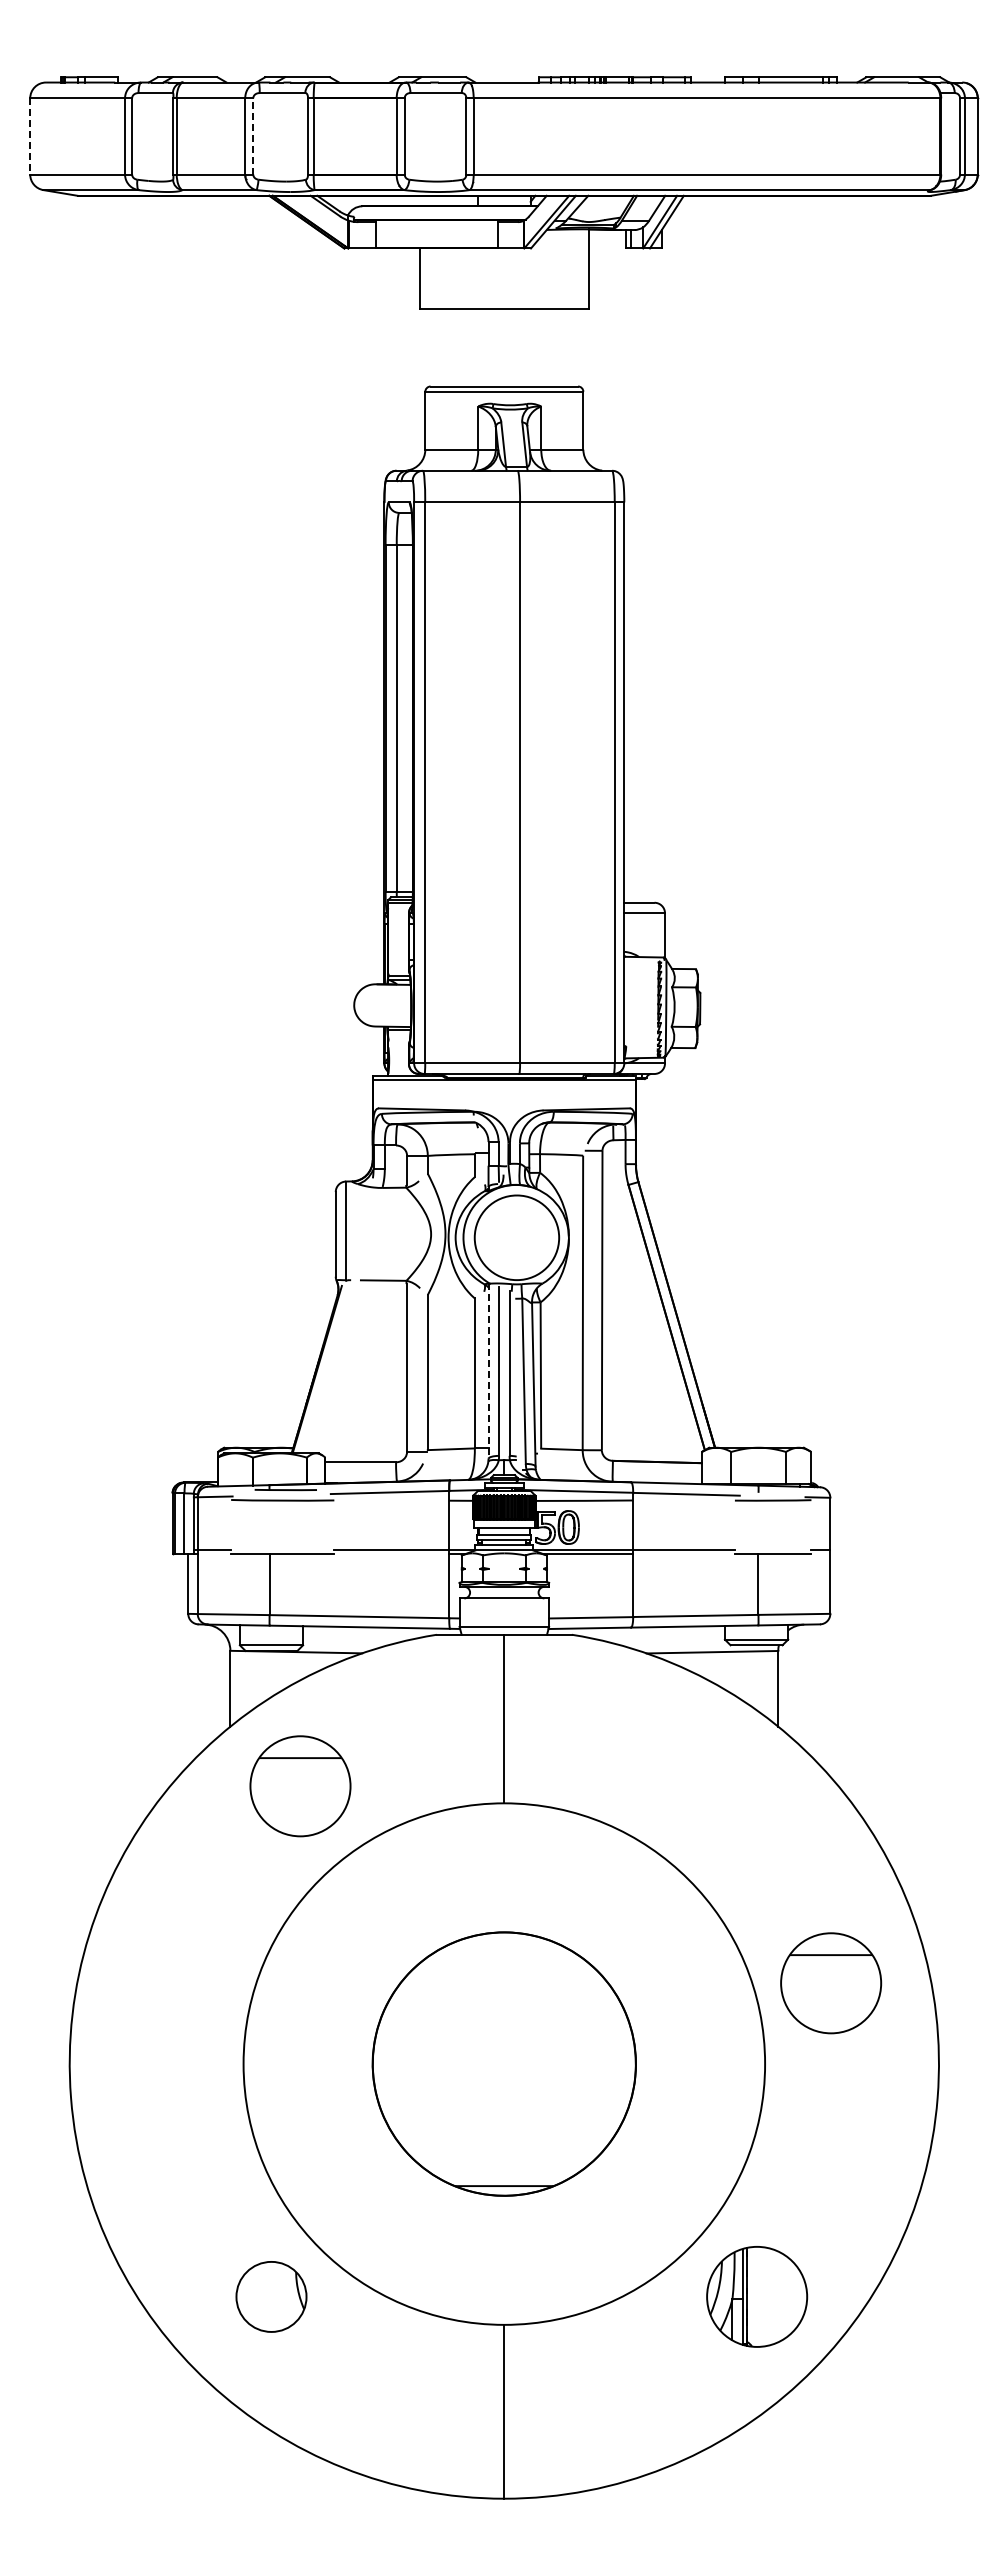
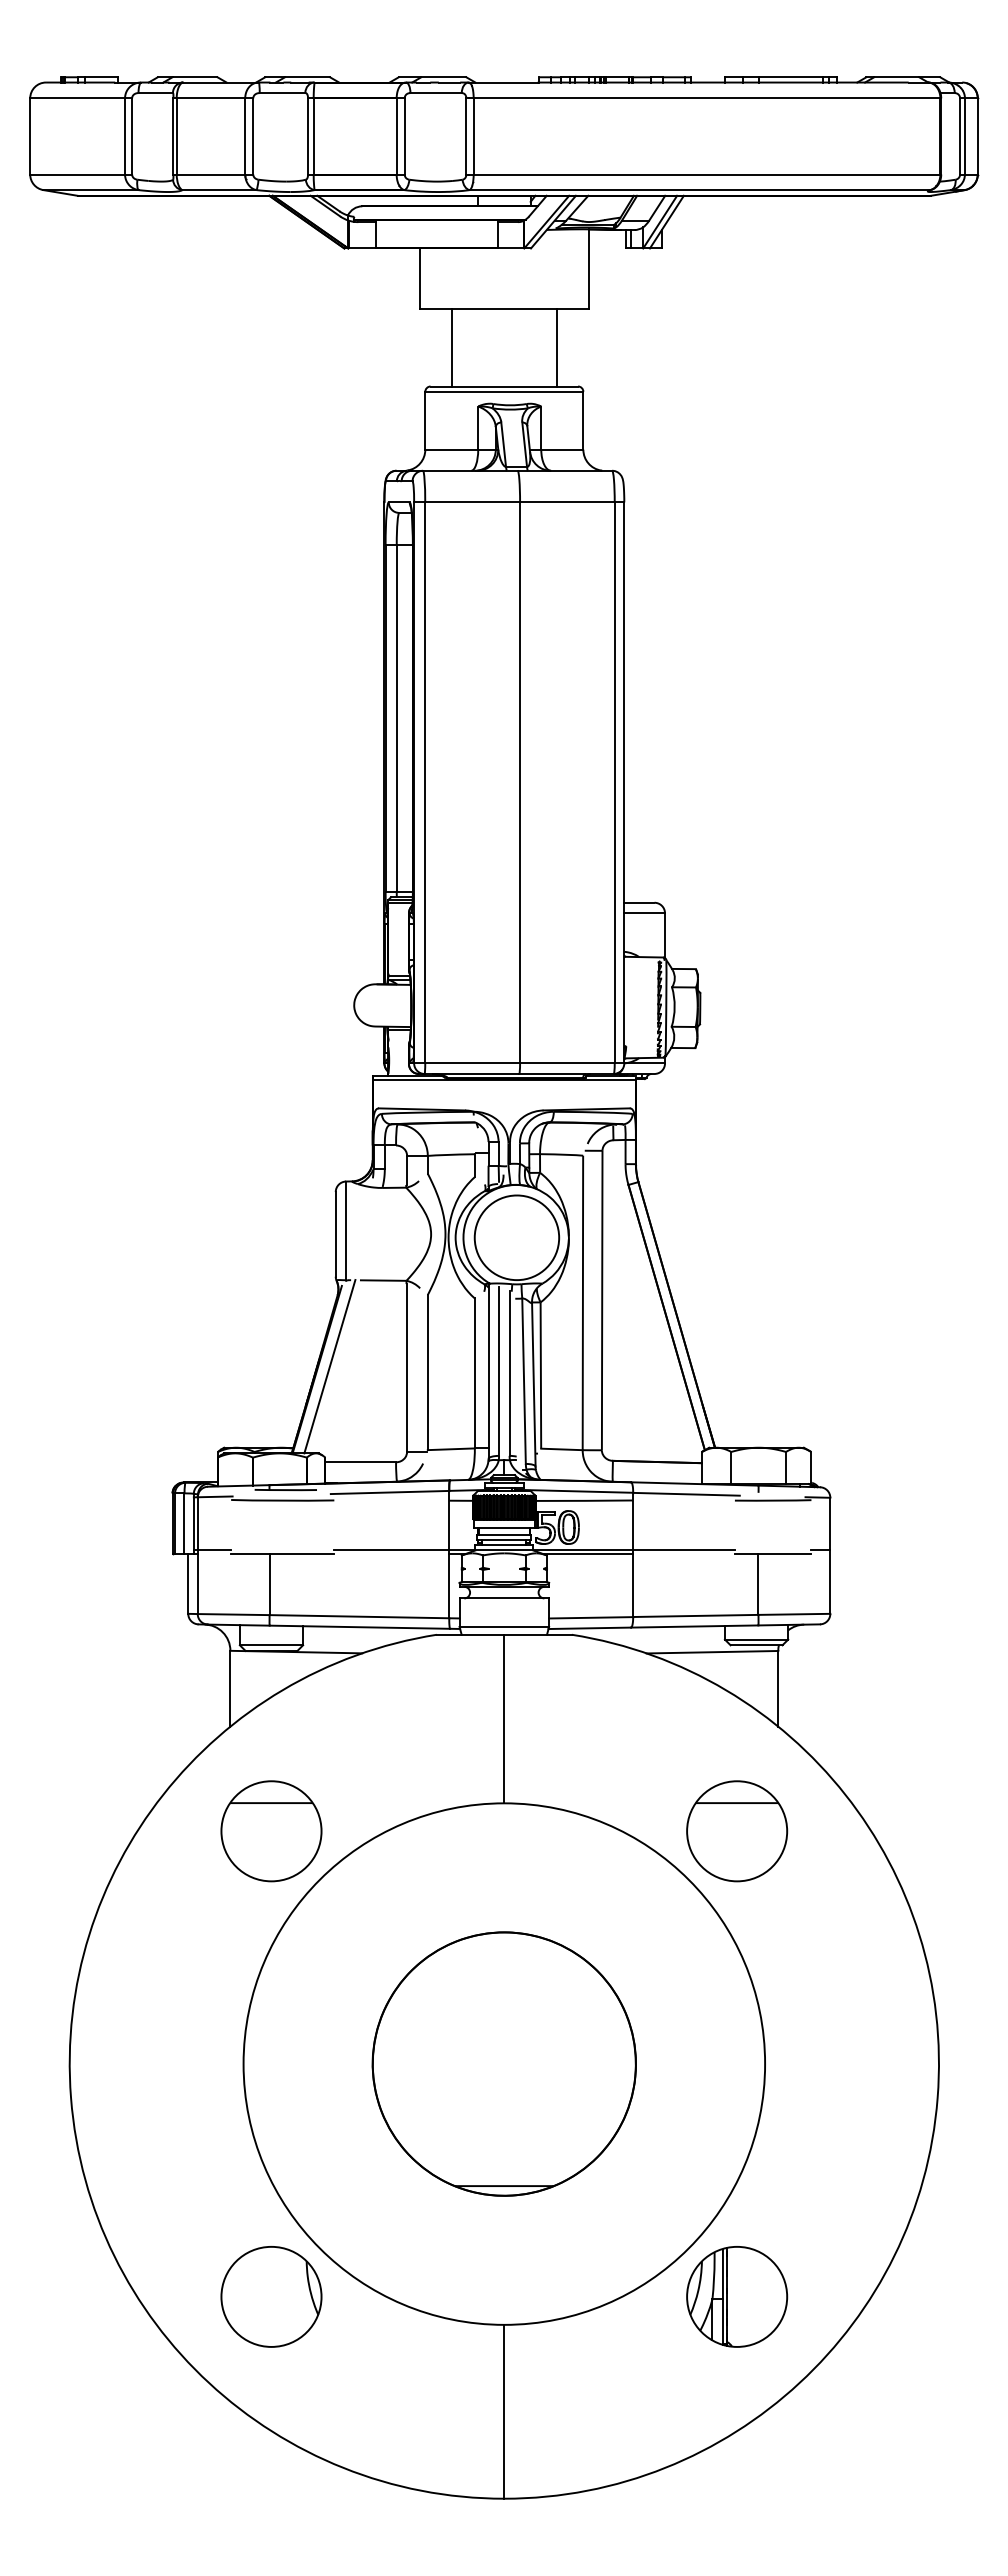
line: dashed -> solid (253, 135)
line: dashed -> solid (30, 136)
line: none -> present (451, 347)
line: none -> present (557, 347)
line: none -> present (329, 1366)
line: dashed -> solid (488, 1371)
part position: (300, 1786) -> (271, 1831) (271, 1831)
part position: (831, 1983) -> (737, 1831) (737, 1831)
part size: 73x72 px -> 103x102 px (271, 2296)
part position: (757, 2296) -> (737, 2296) (737, 2296)
